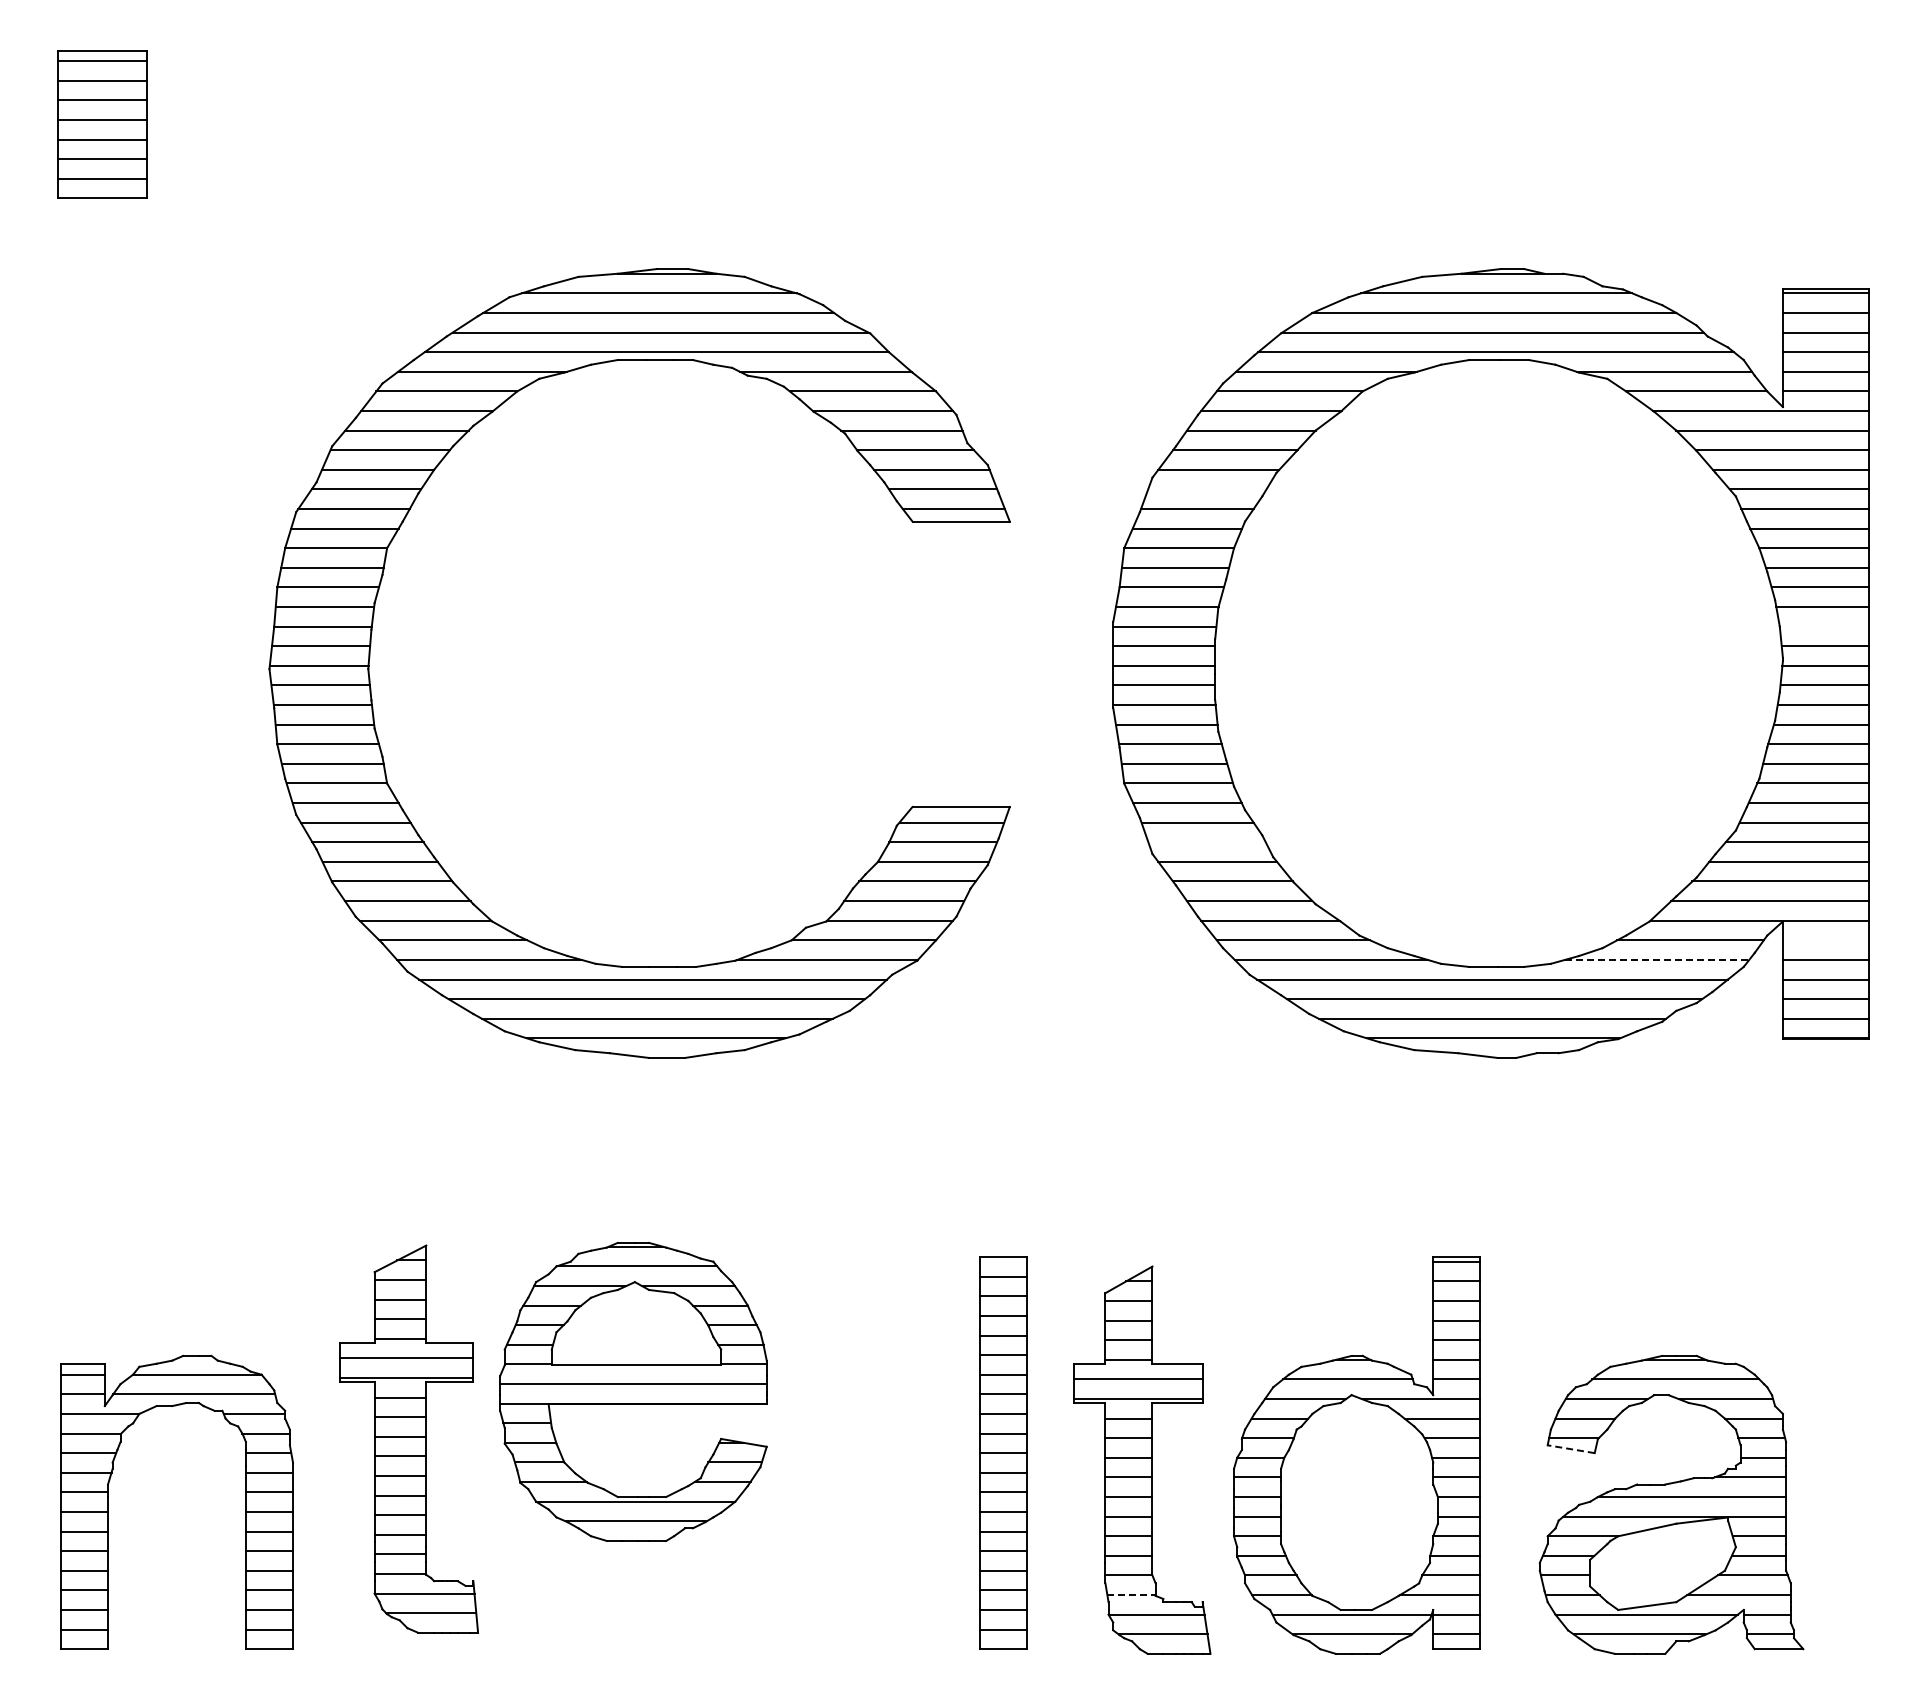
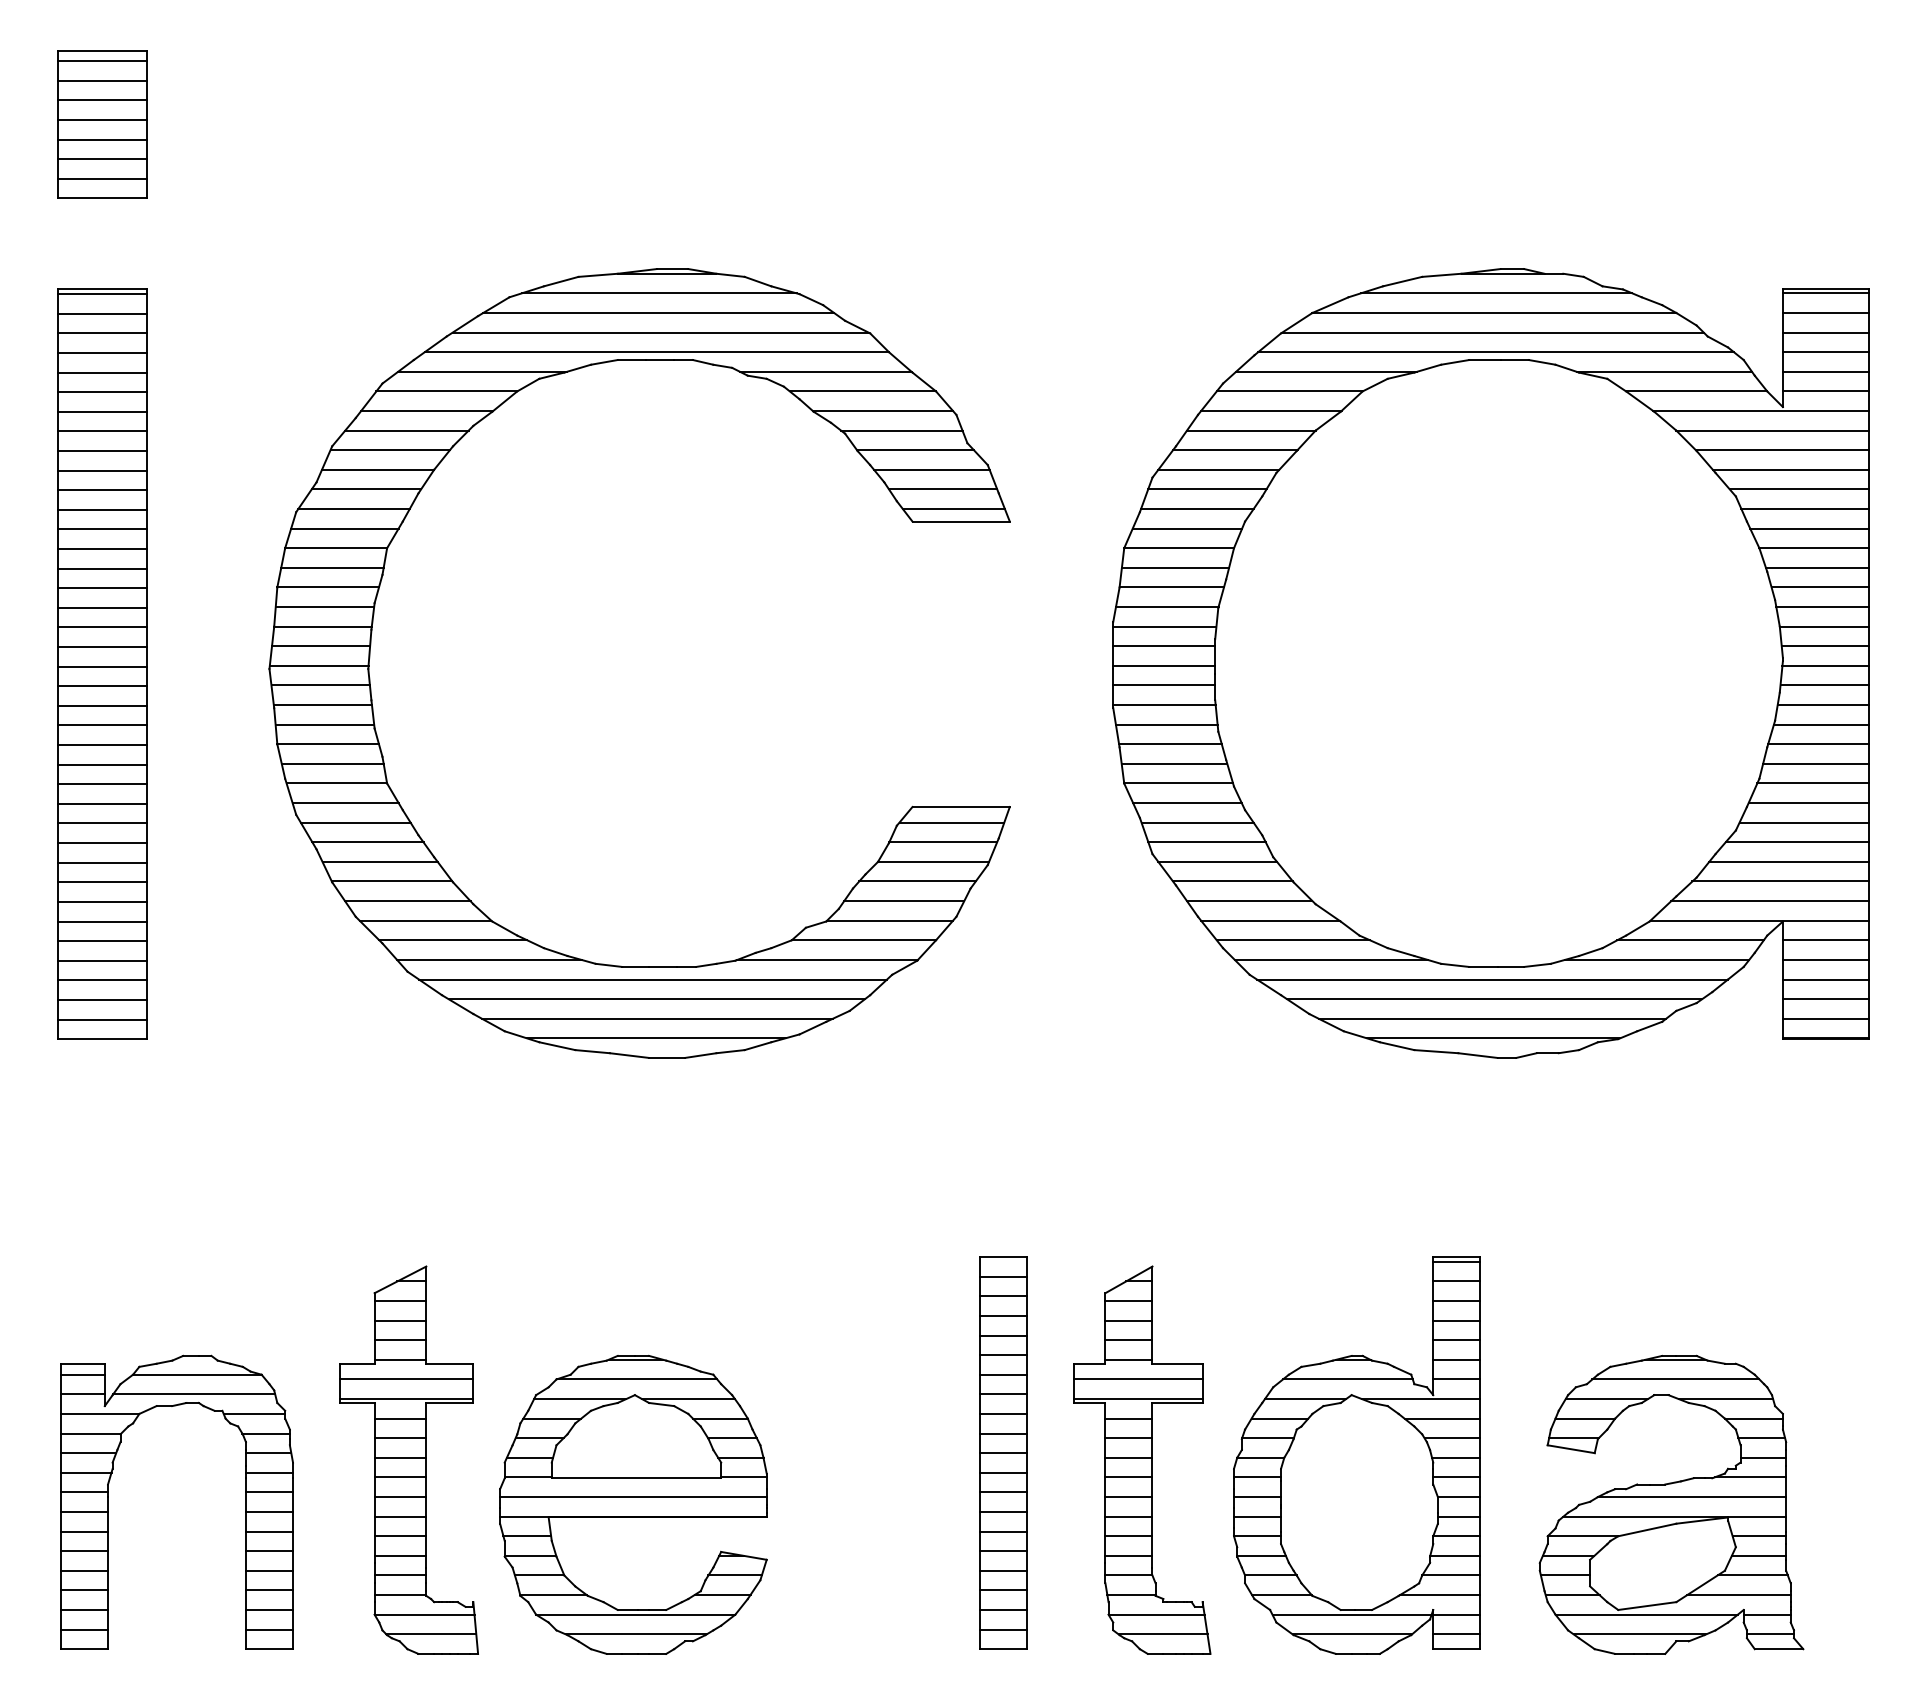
line: none -> present (1207, 489)
line: none -> present (1824, 626)
part: none -> present (102, 663)
line: none -> present (1206, 842)
line: none -> present (1825, 940)
line: dashed -> solid (1657, 959)
part position: (633, 1391) -> (633, 1504) (633, 1504)
part position: (408, 1438) -> (408, 1459) (408, 1459)
line: dashed -> solid (1571, 1449)
line: dashed -> solid (1131, 1595)
